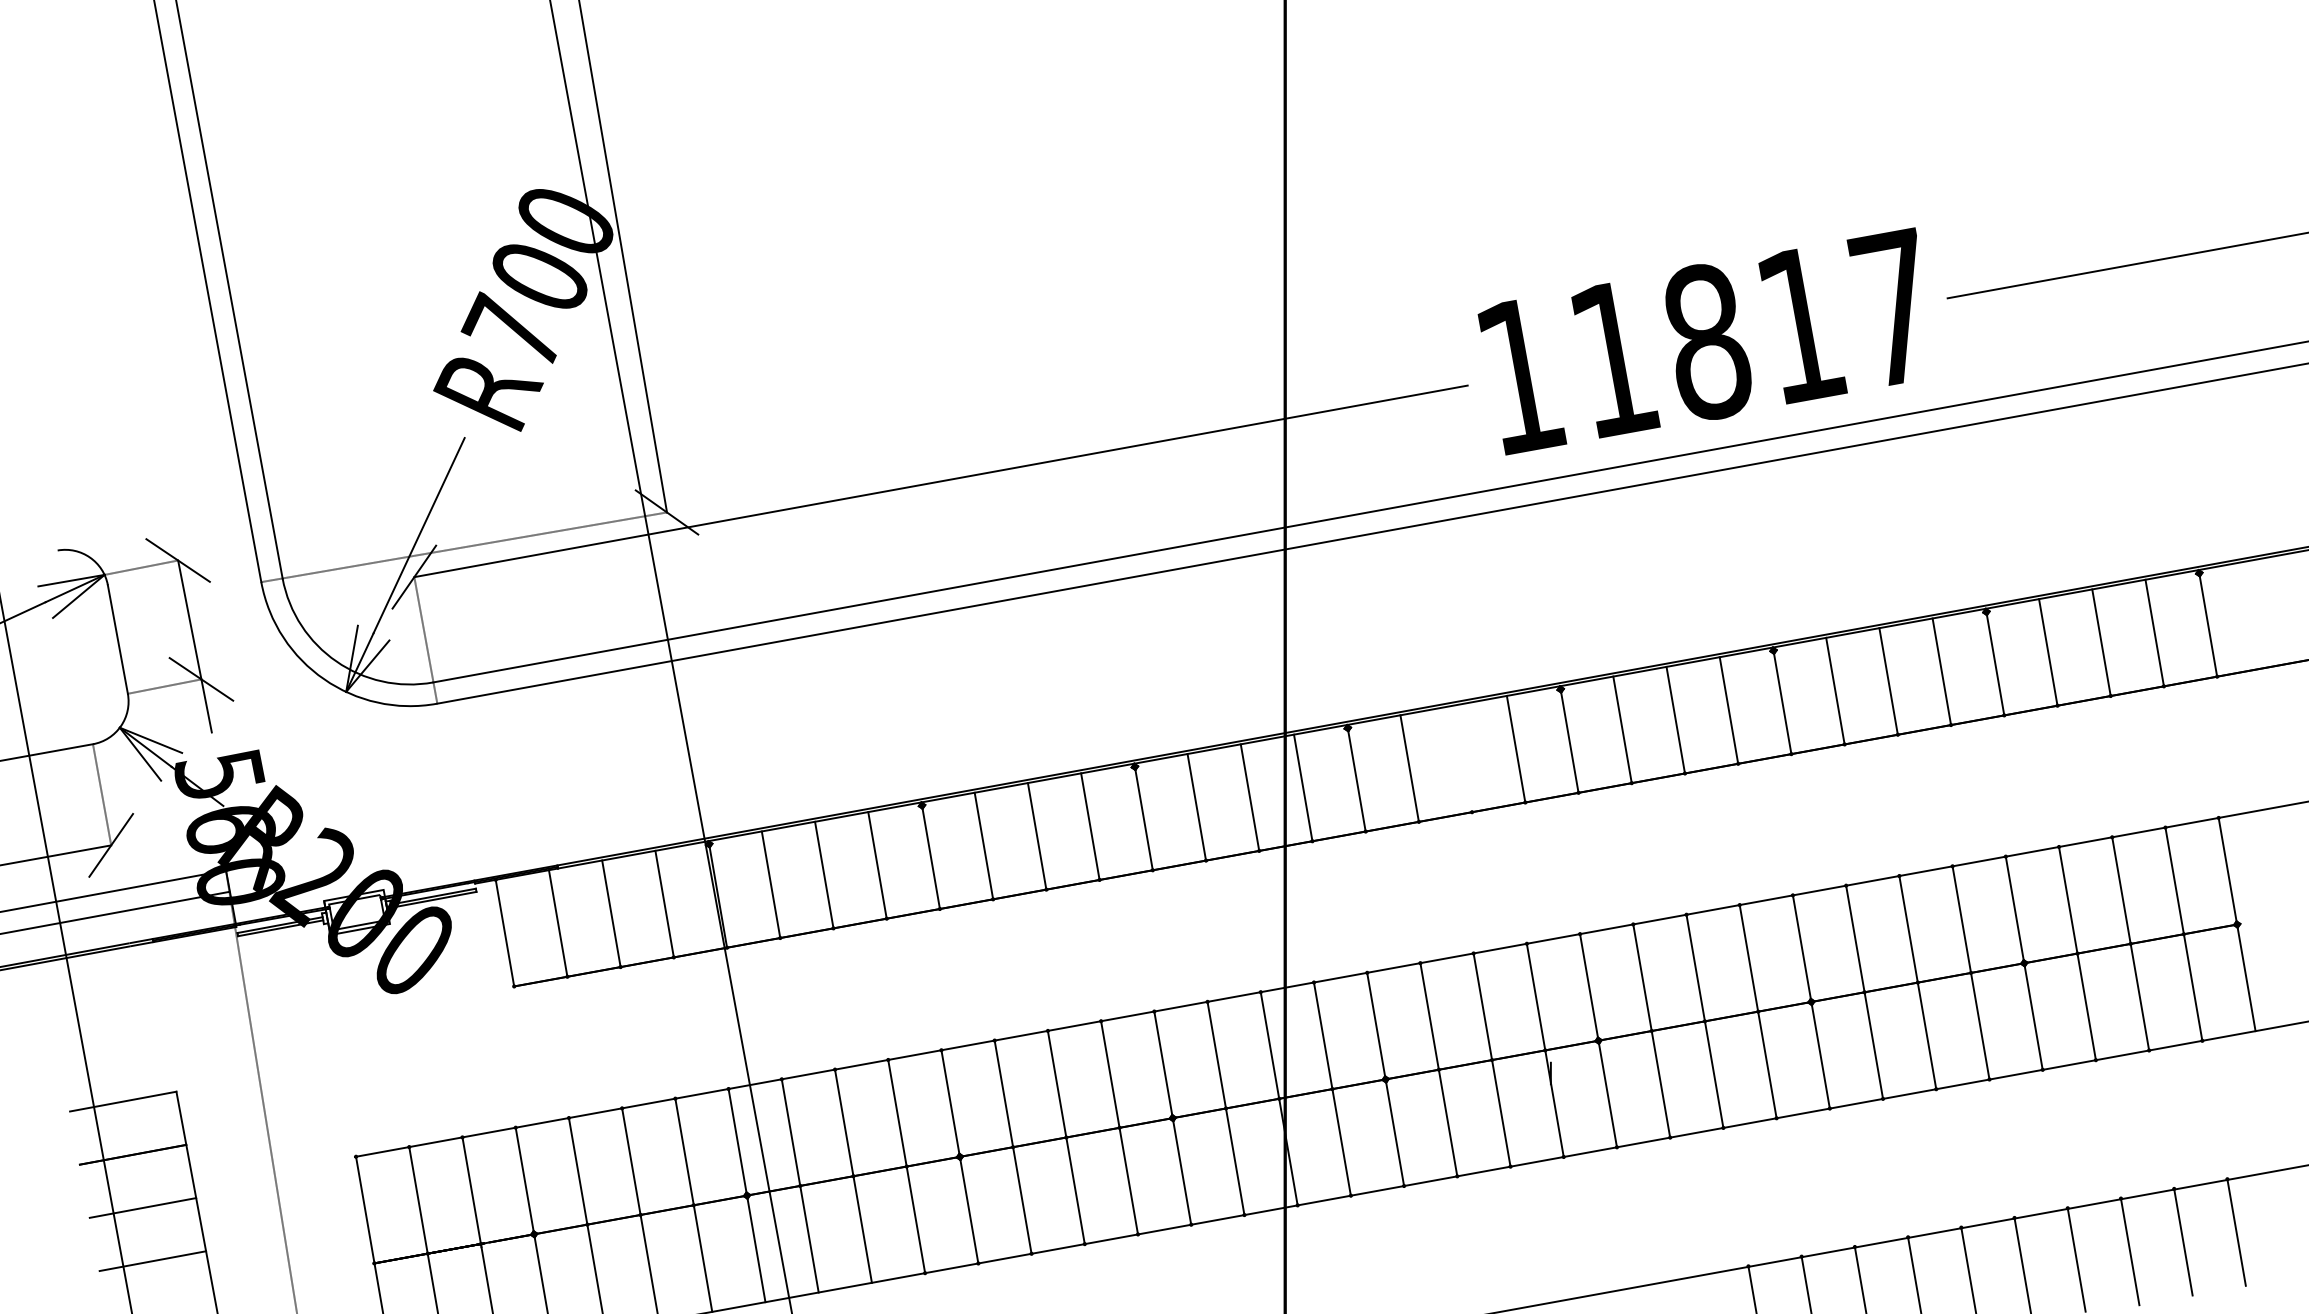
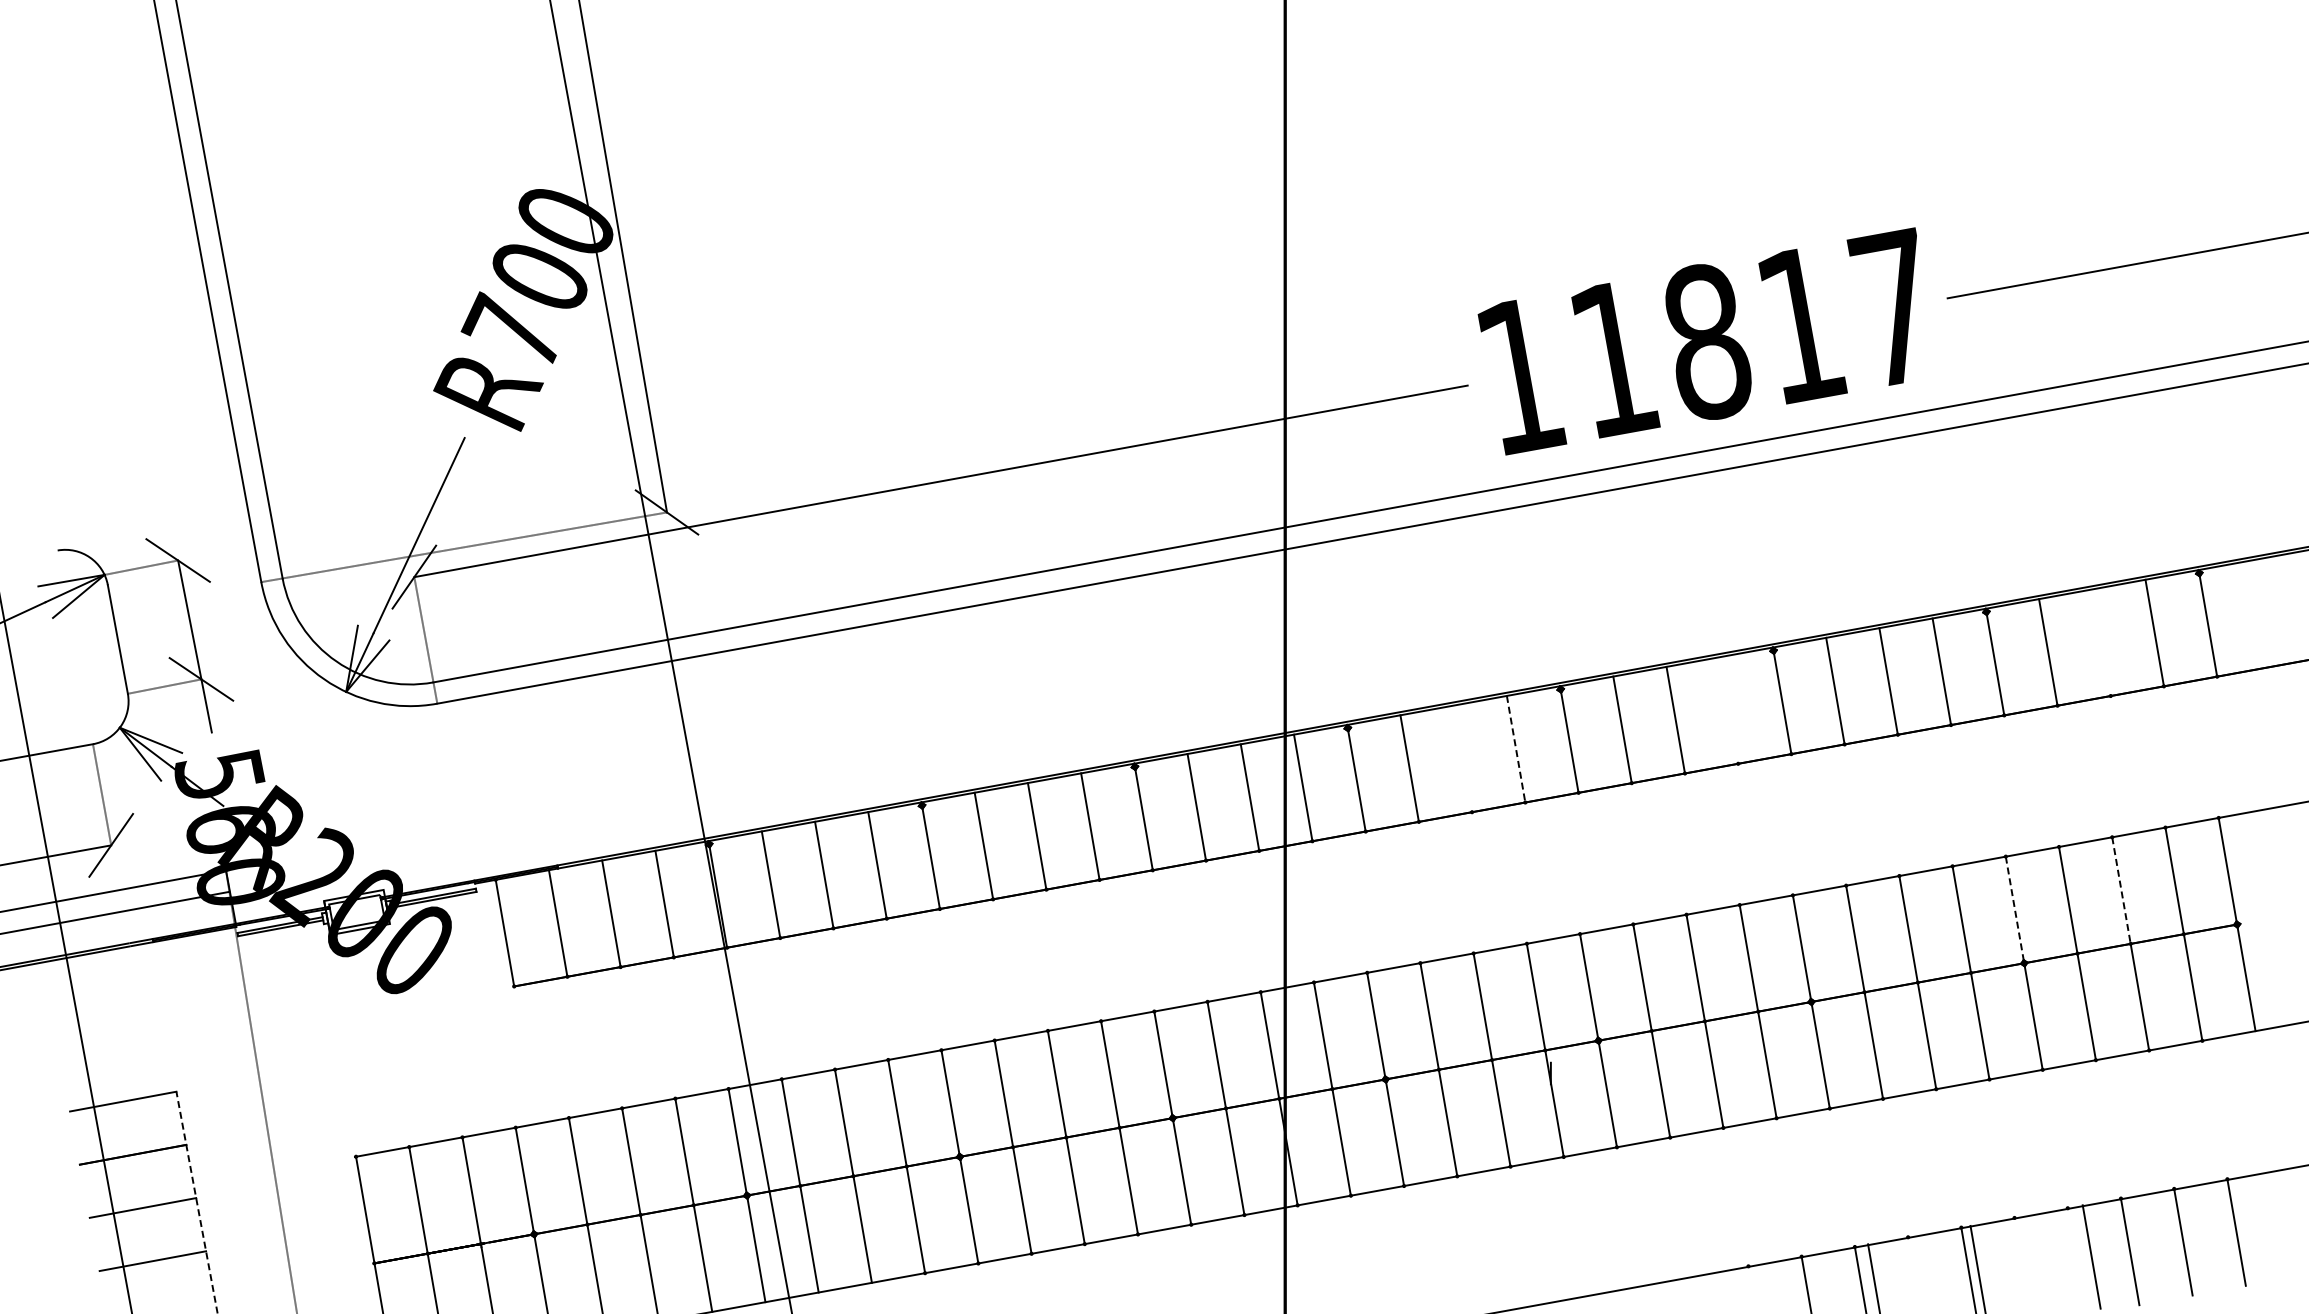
line: present -> none (2101, 642)
line: present -> none (1728, 710)
line: solid -> dashed (1516, 749)
line: solid -> dashed (2121, 891)
line: solid -> dashed (2014, 908)
line: solid -> dashed (197, 1202)
line position: (2076, 1259) -> (2091, 1256) (2091, 1256)
line position: (2022, 1263) -> (1977, 1267) (1977, 1267)
line position: (1914, 1273) -> (1873, 1277) (1873, 1277)
line: present -> none (1752, 1288)
